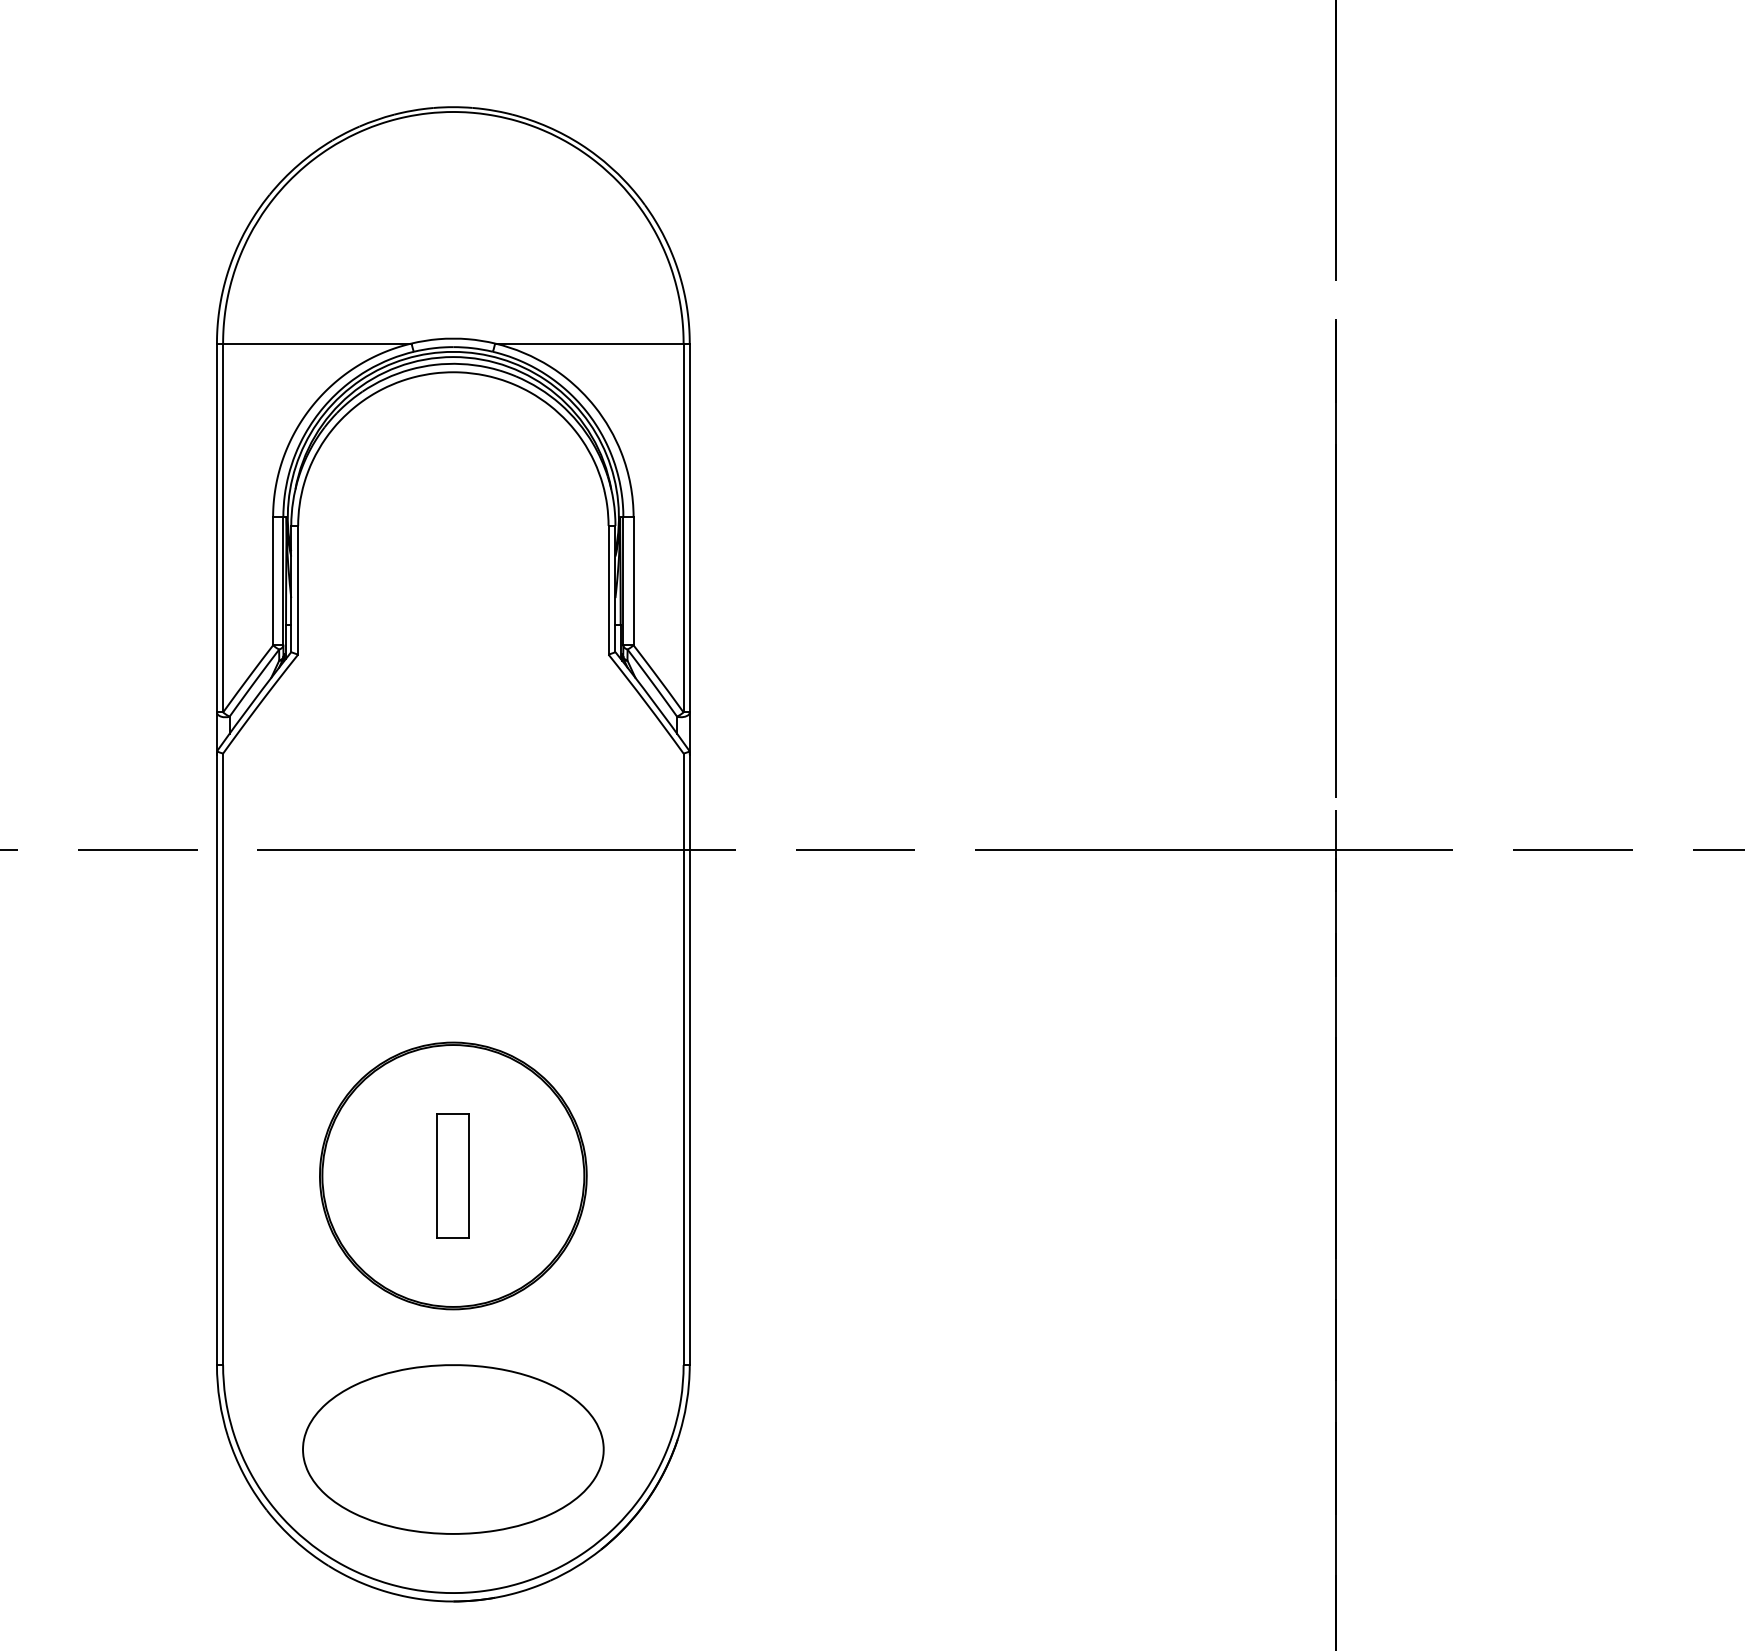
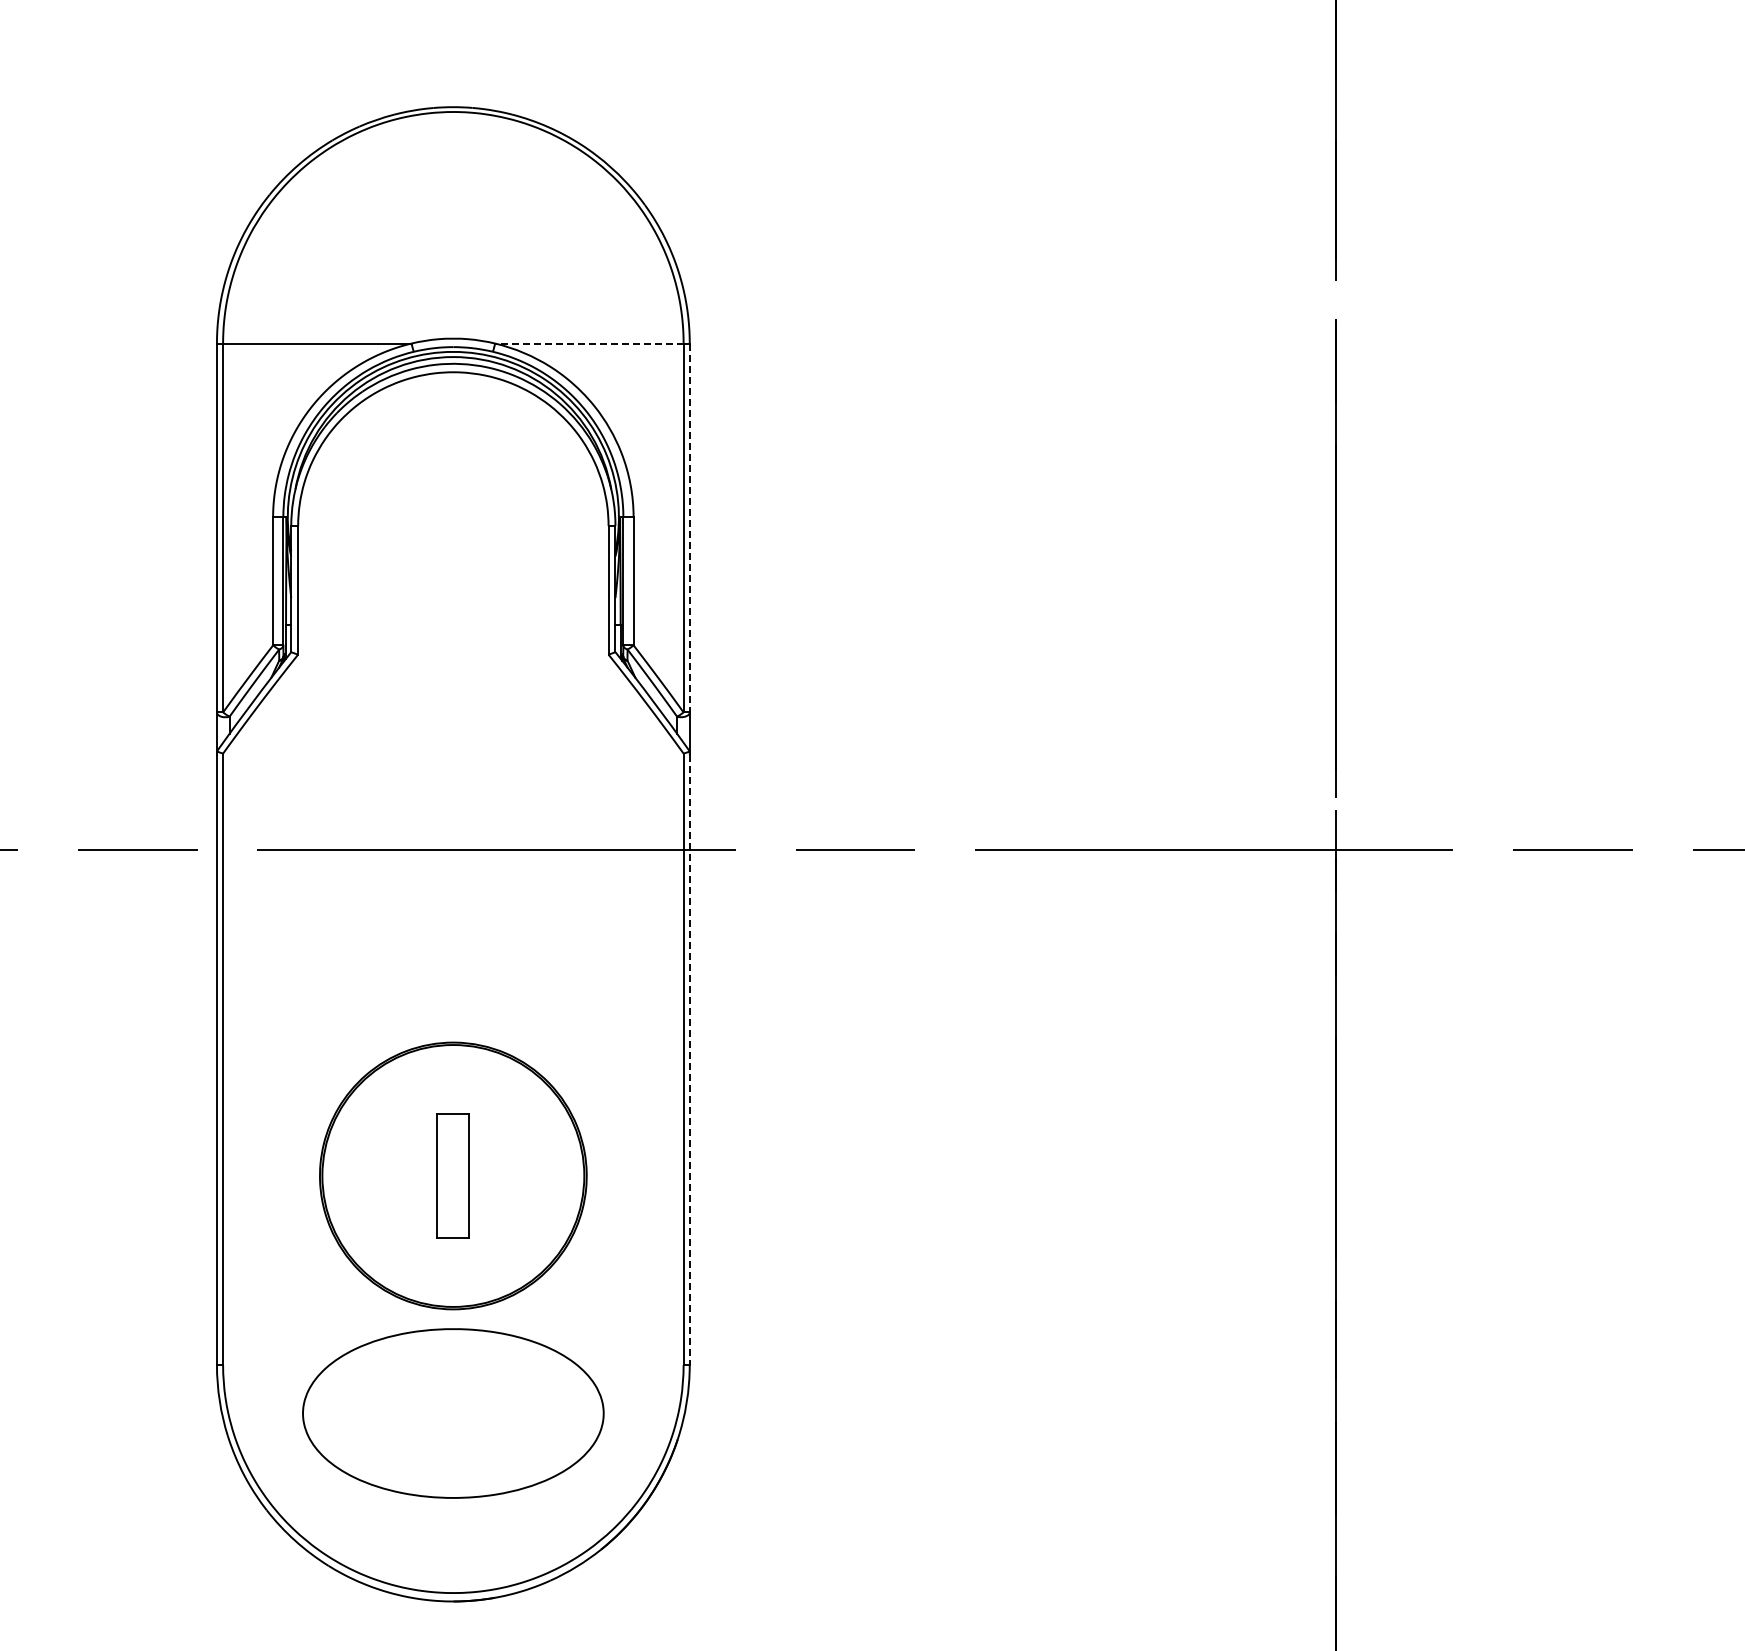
line: solid -> dashed (588, 343)
line: solid -> dashed (689, 528)
line: solid -> dashed (689, 1060)
part position: (453, 1449) -> (453, 1413) (453, 1413)
